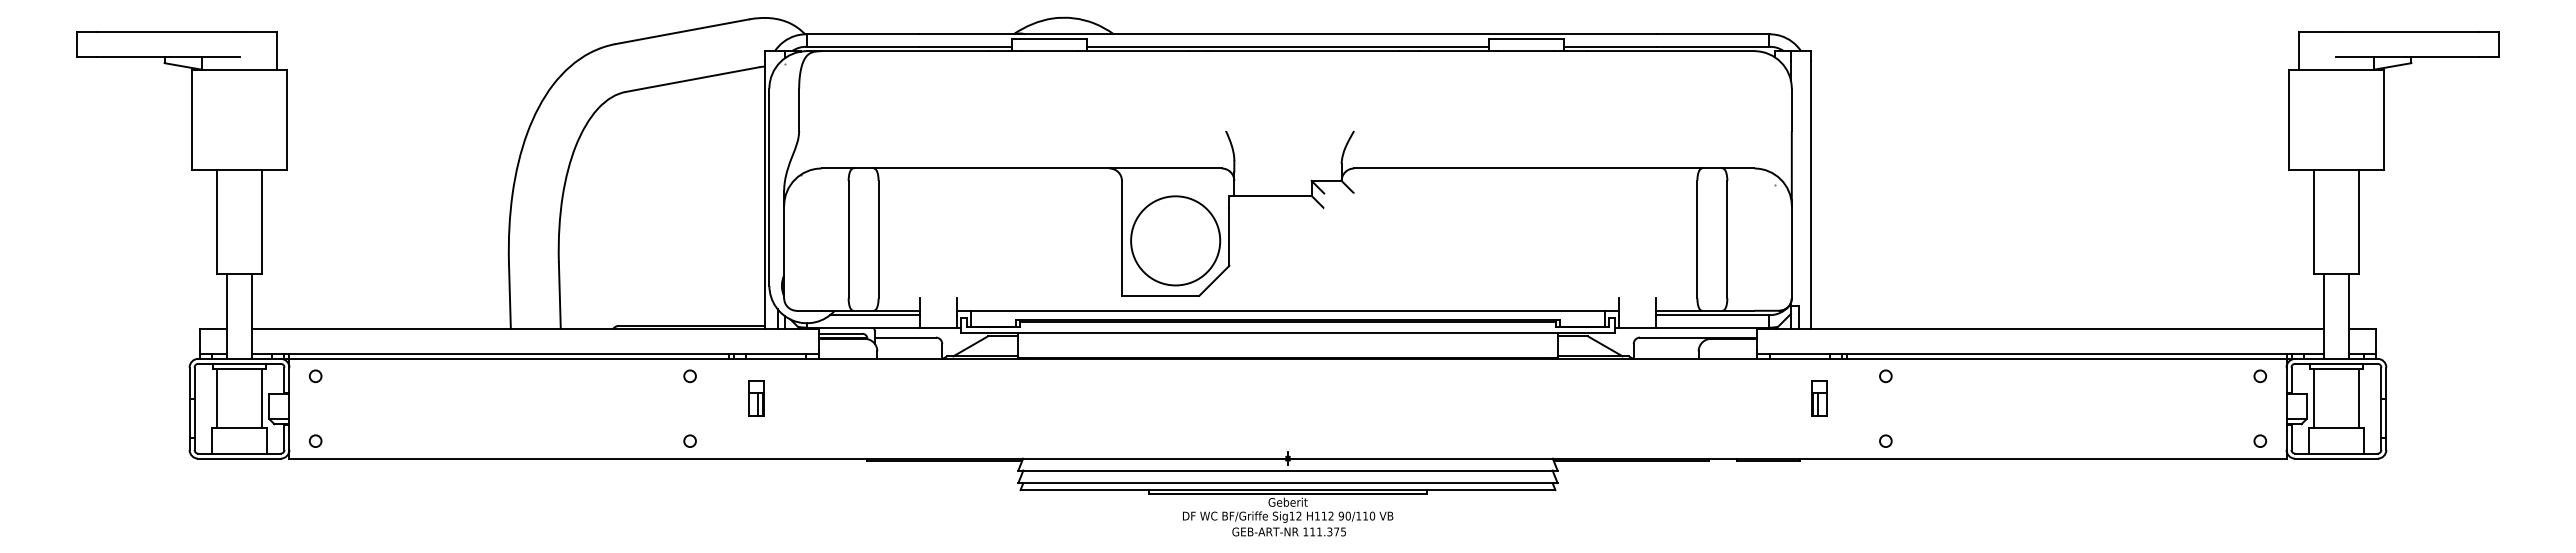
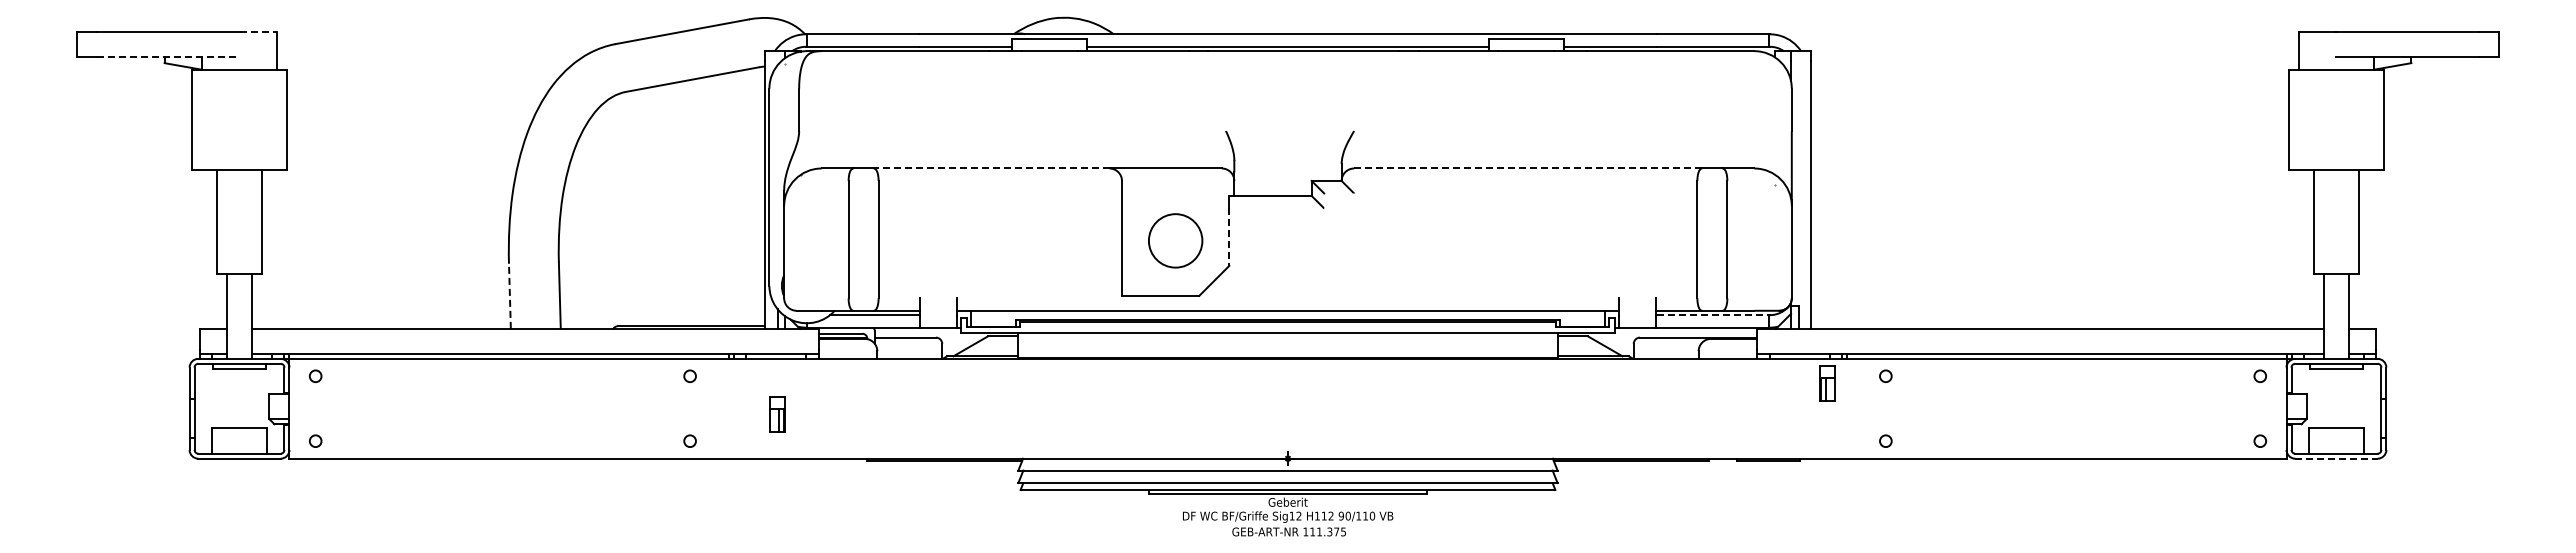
line: solid -> dashed (258, 32)
line: solid -> dashed (168, 57)
line: solid -> dashed (991, 168)
line: solid -> dashed (1527, 168)
line: solid -> dashed (1229, 237)
circle diameter: 89 px -> 53 px (1175, 240)
line: solid -> dashed (509, 296)
line: solid -> dashed (1713, 315)
line: present -> none (217, 397)
line: present -> none (261, 397)
line: present -> none (2314, 397)
line: present -> none (2358, 397)
part position: (756, 398) -> (777, 414) (777, 414)
part position: (1819, 398) -> (1827, 383) (1827, 383)
line: solid -> dashed (2336, 458)
